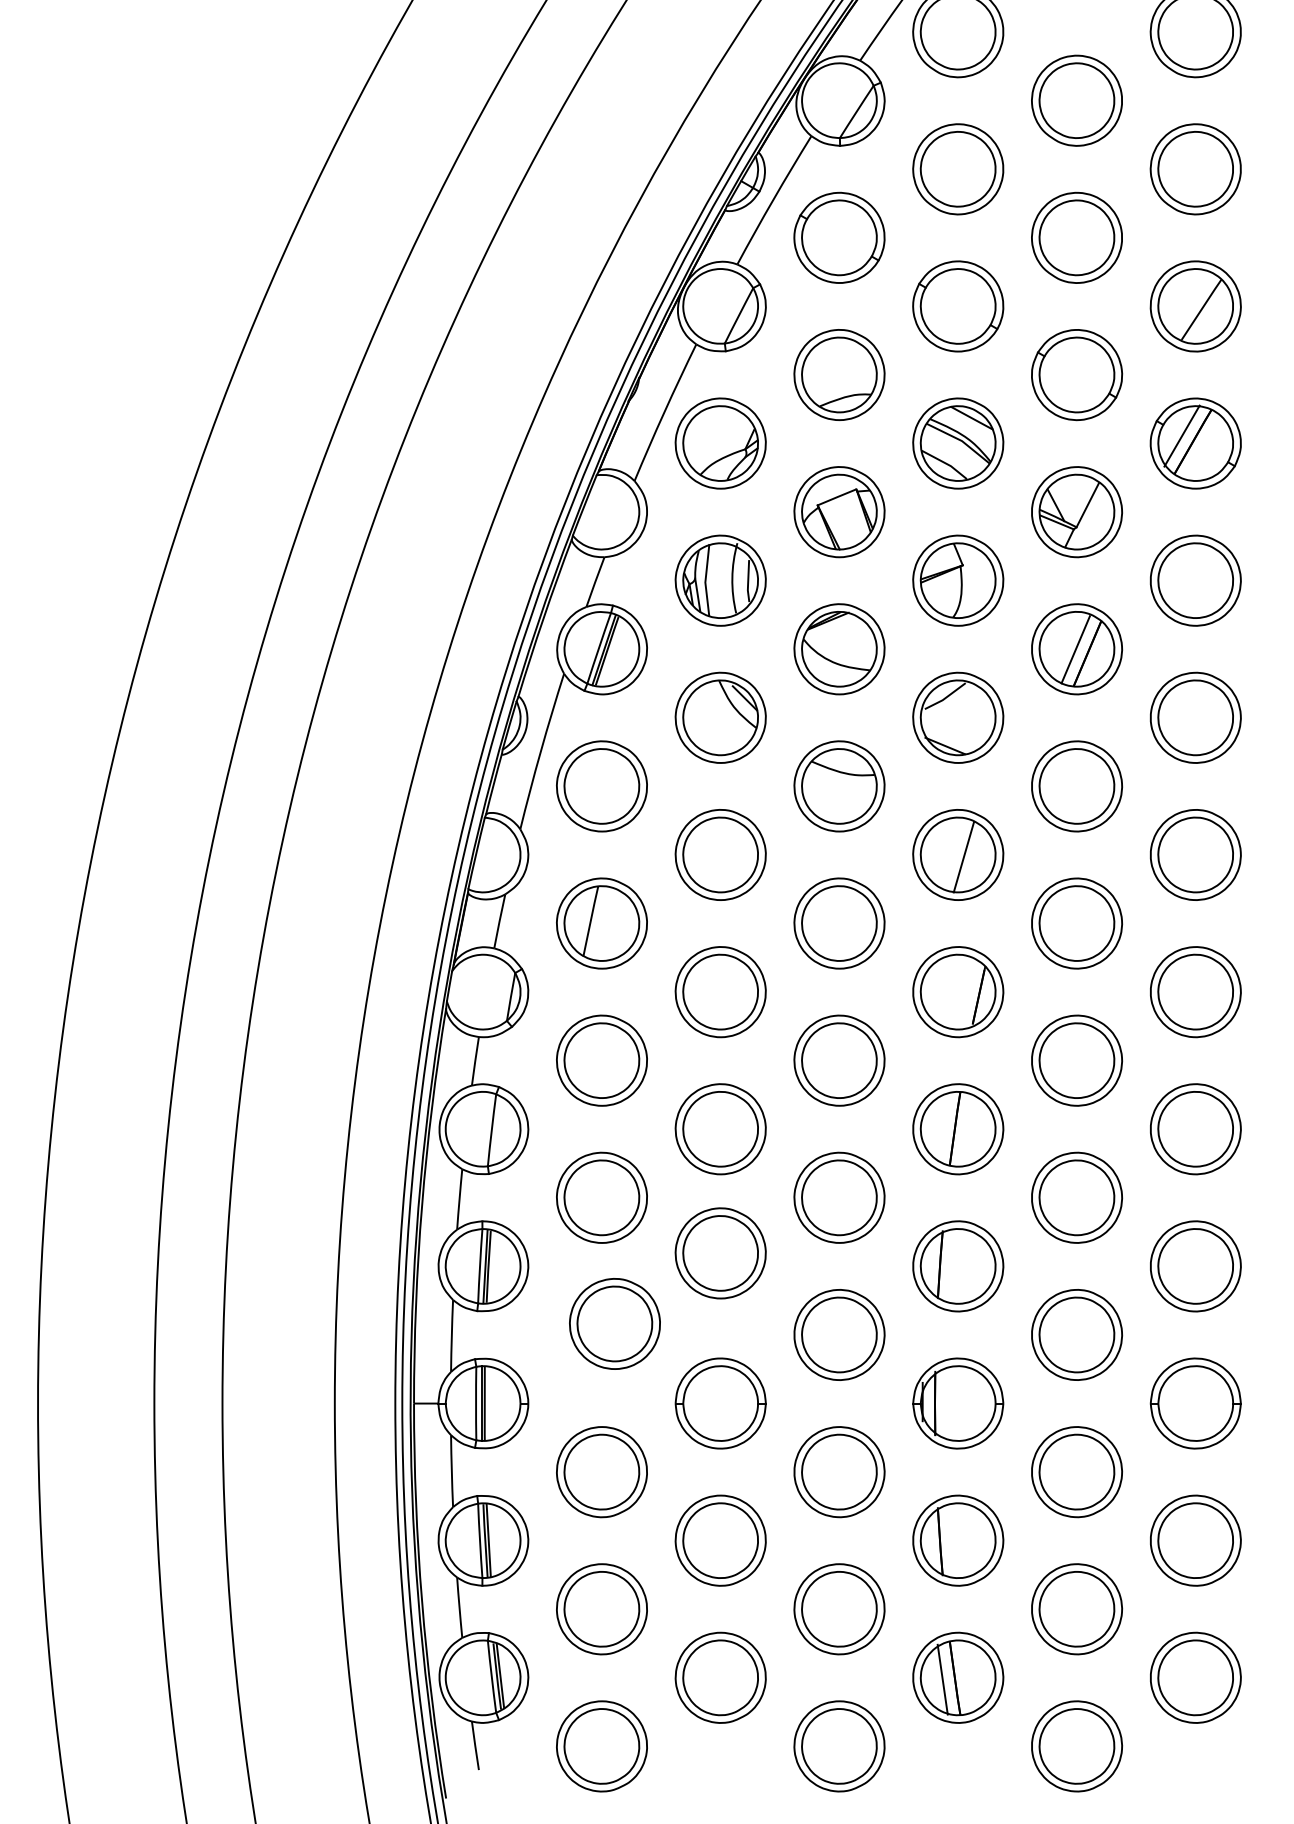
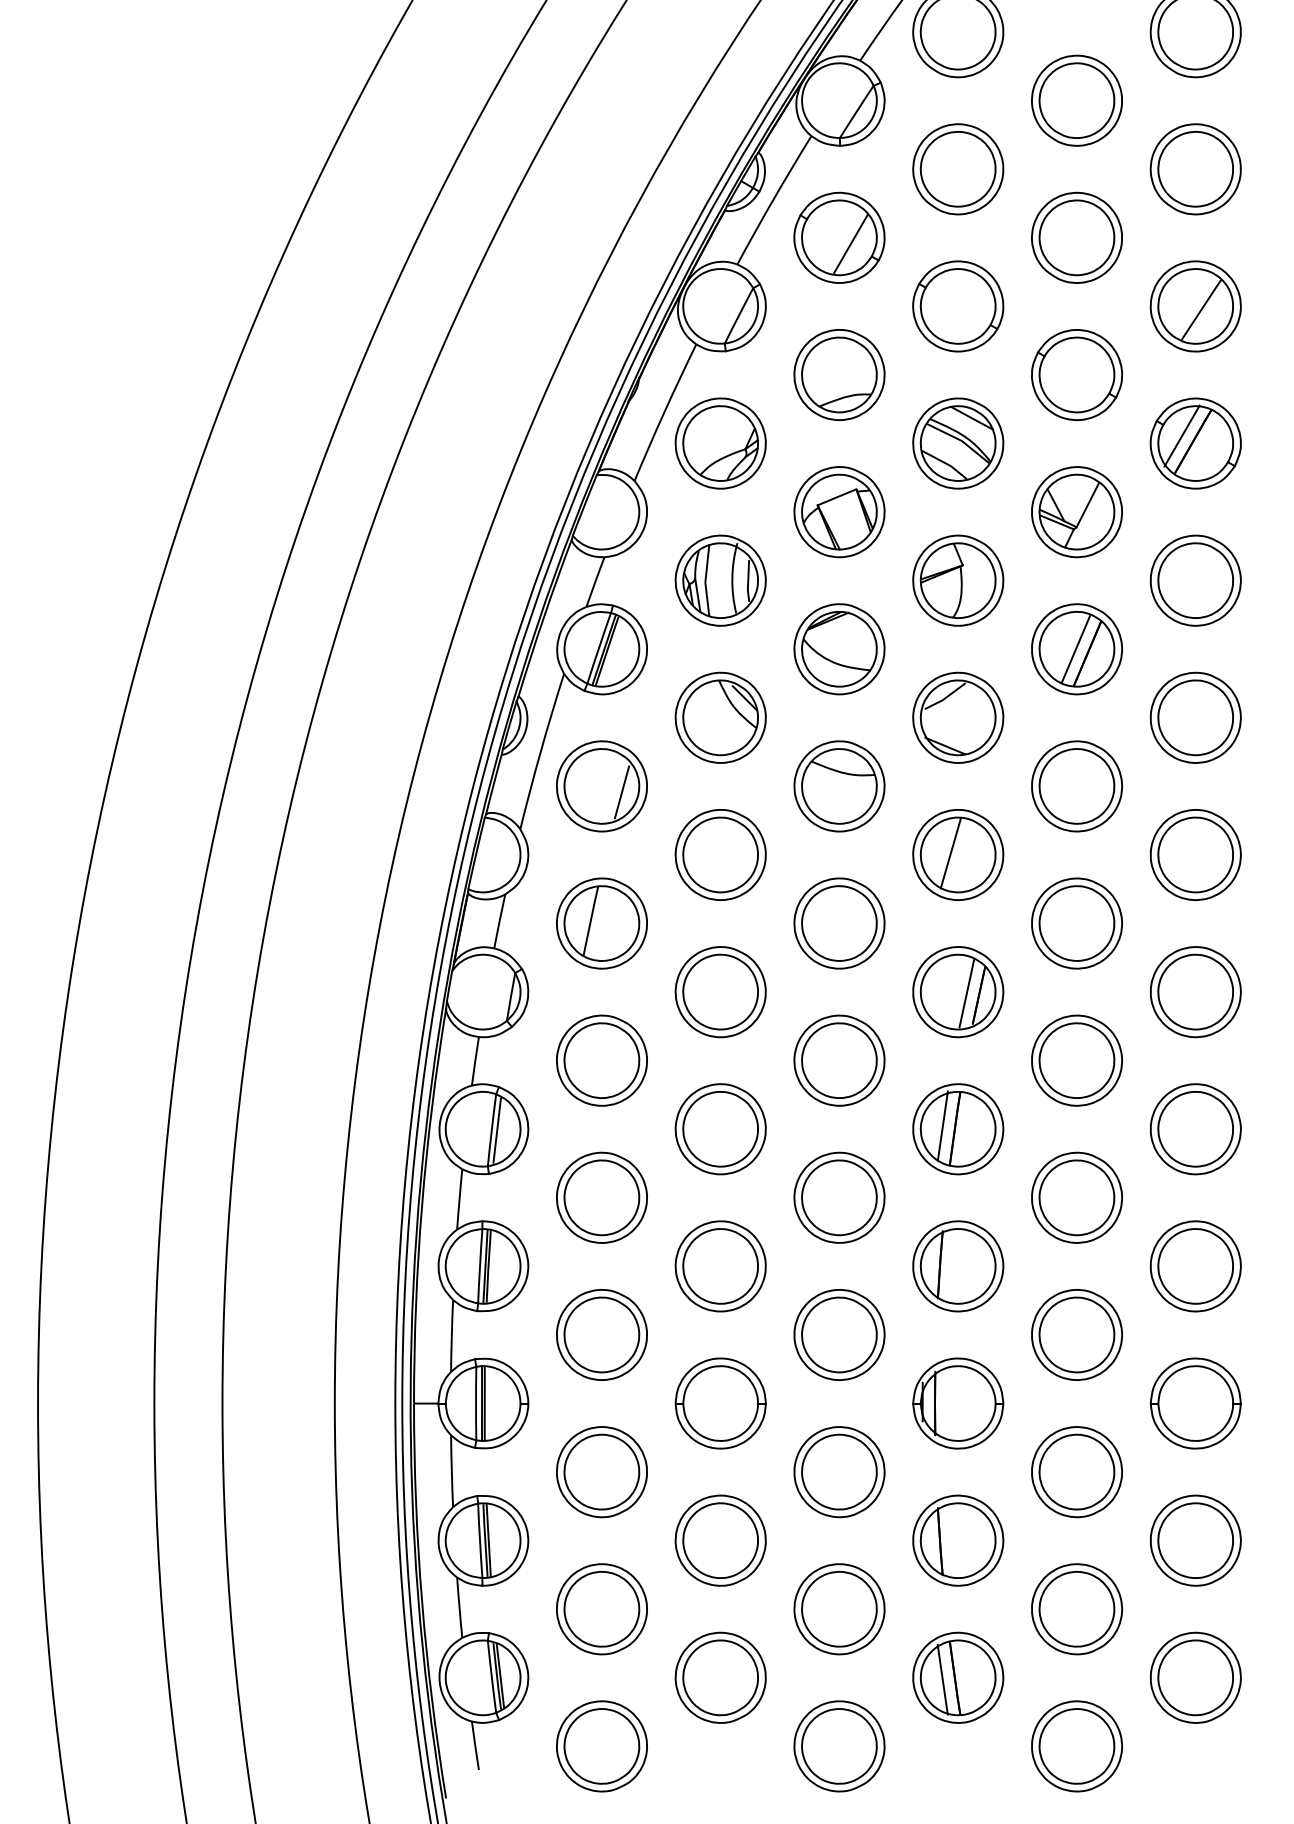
line: none -> present (850, 243)
line: none -> present (621, 792)
line position: (963, 857) -> (950, 853) (950, 853)
line: none -> present (966, 993)
line: none -> present (942, 1125)
line: none -> present (496, 1130)
part position: (720, 1253) -> (720, 1266) (720, 1266)
part position: (614, 1323) -> (601, 1334) (601, 1334)
